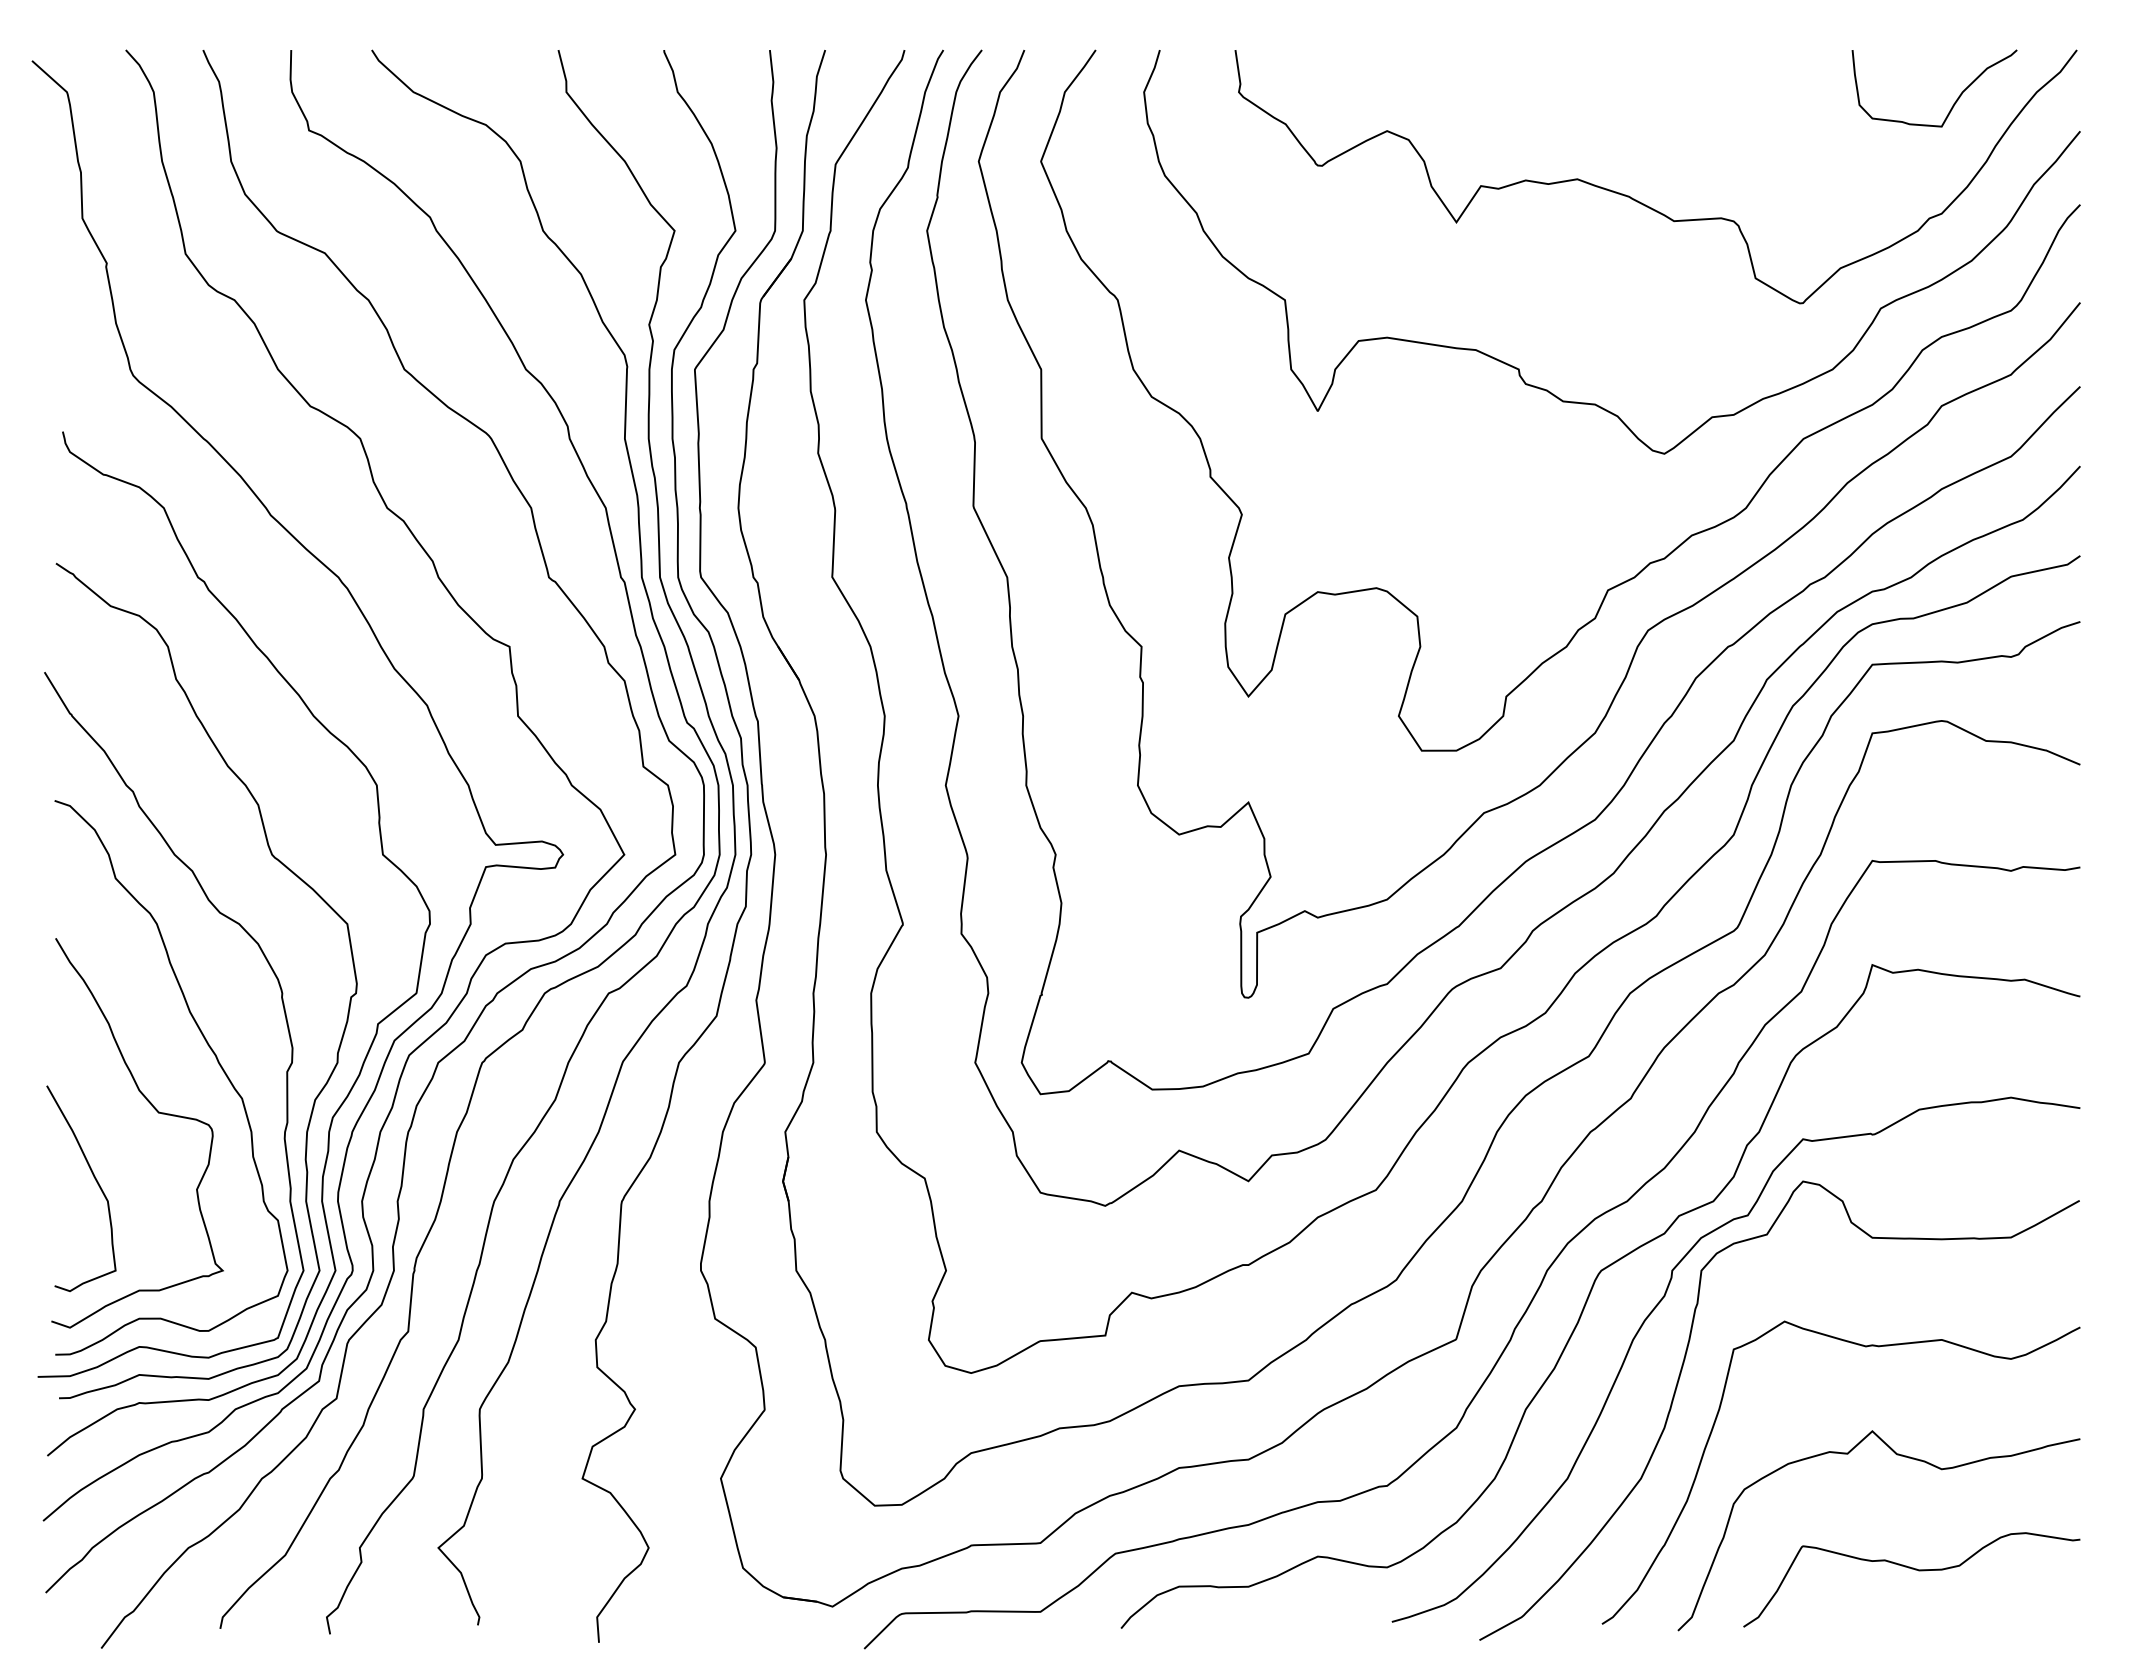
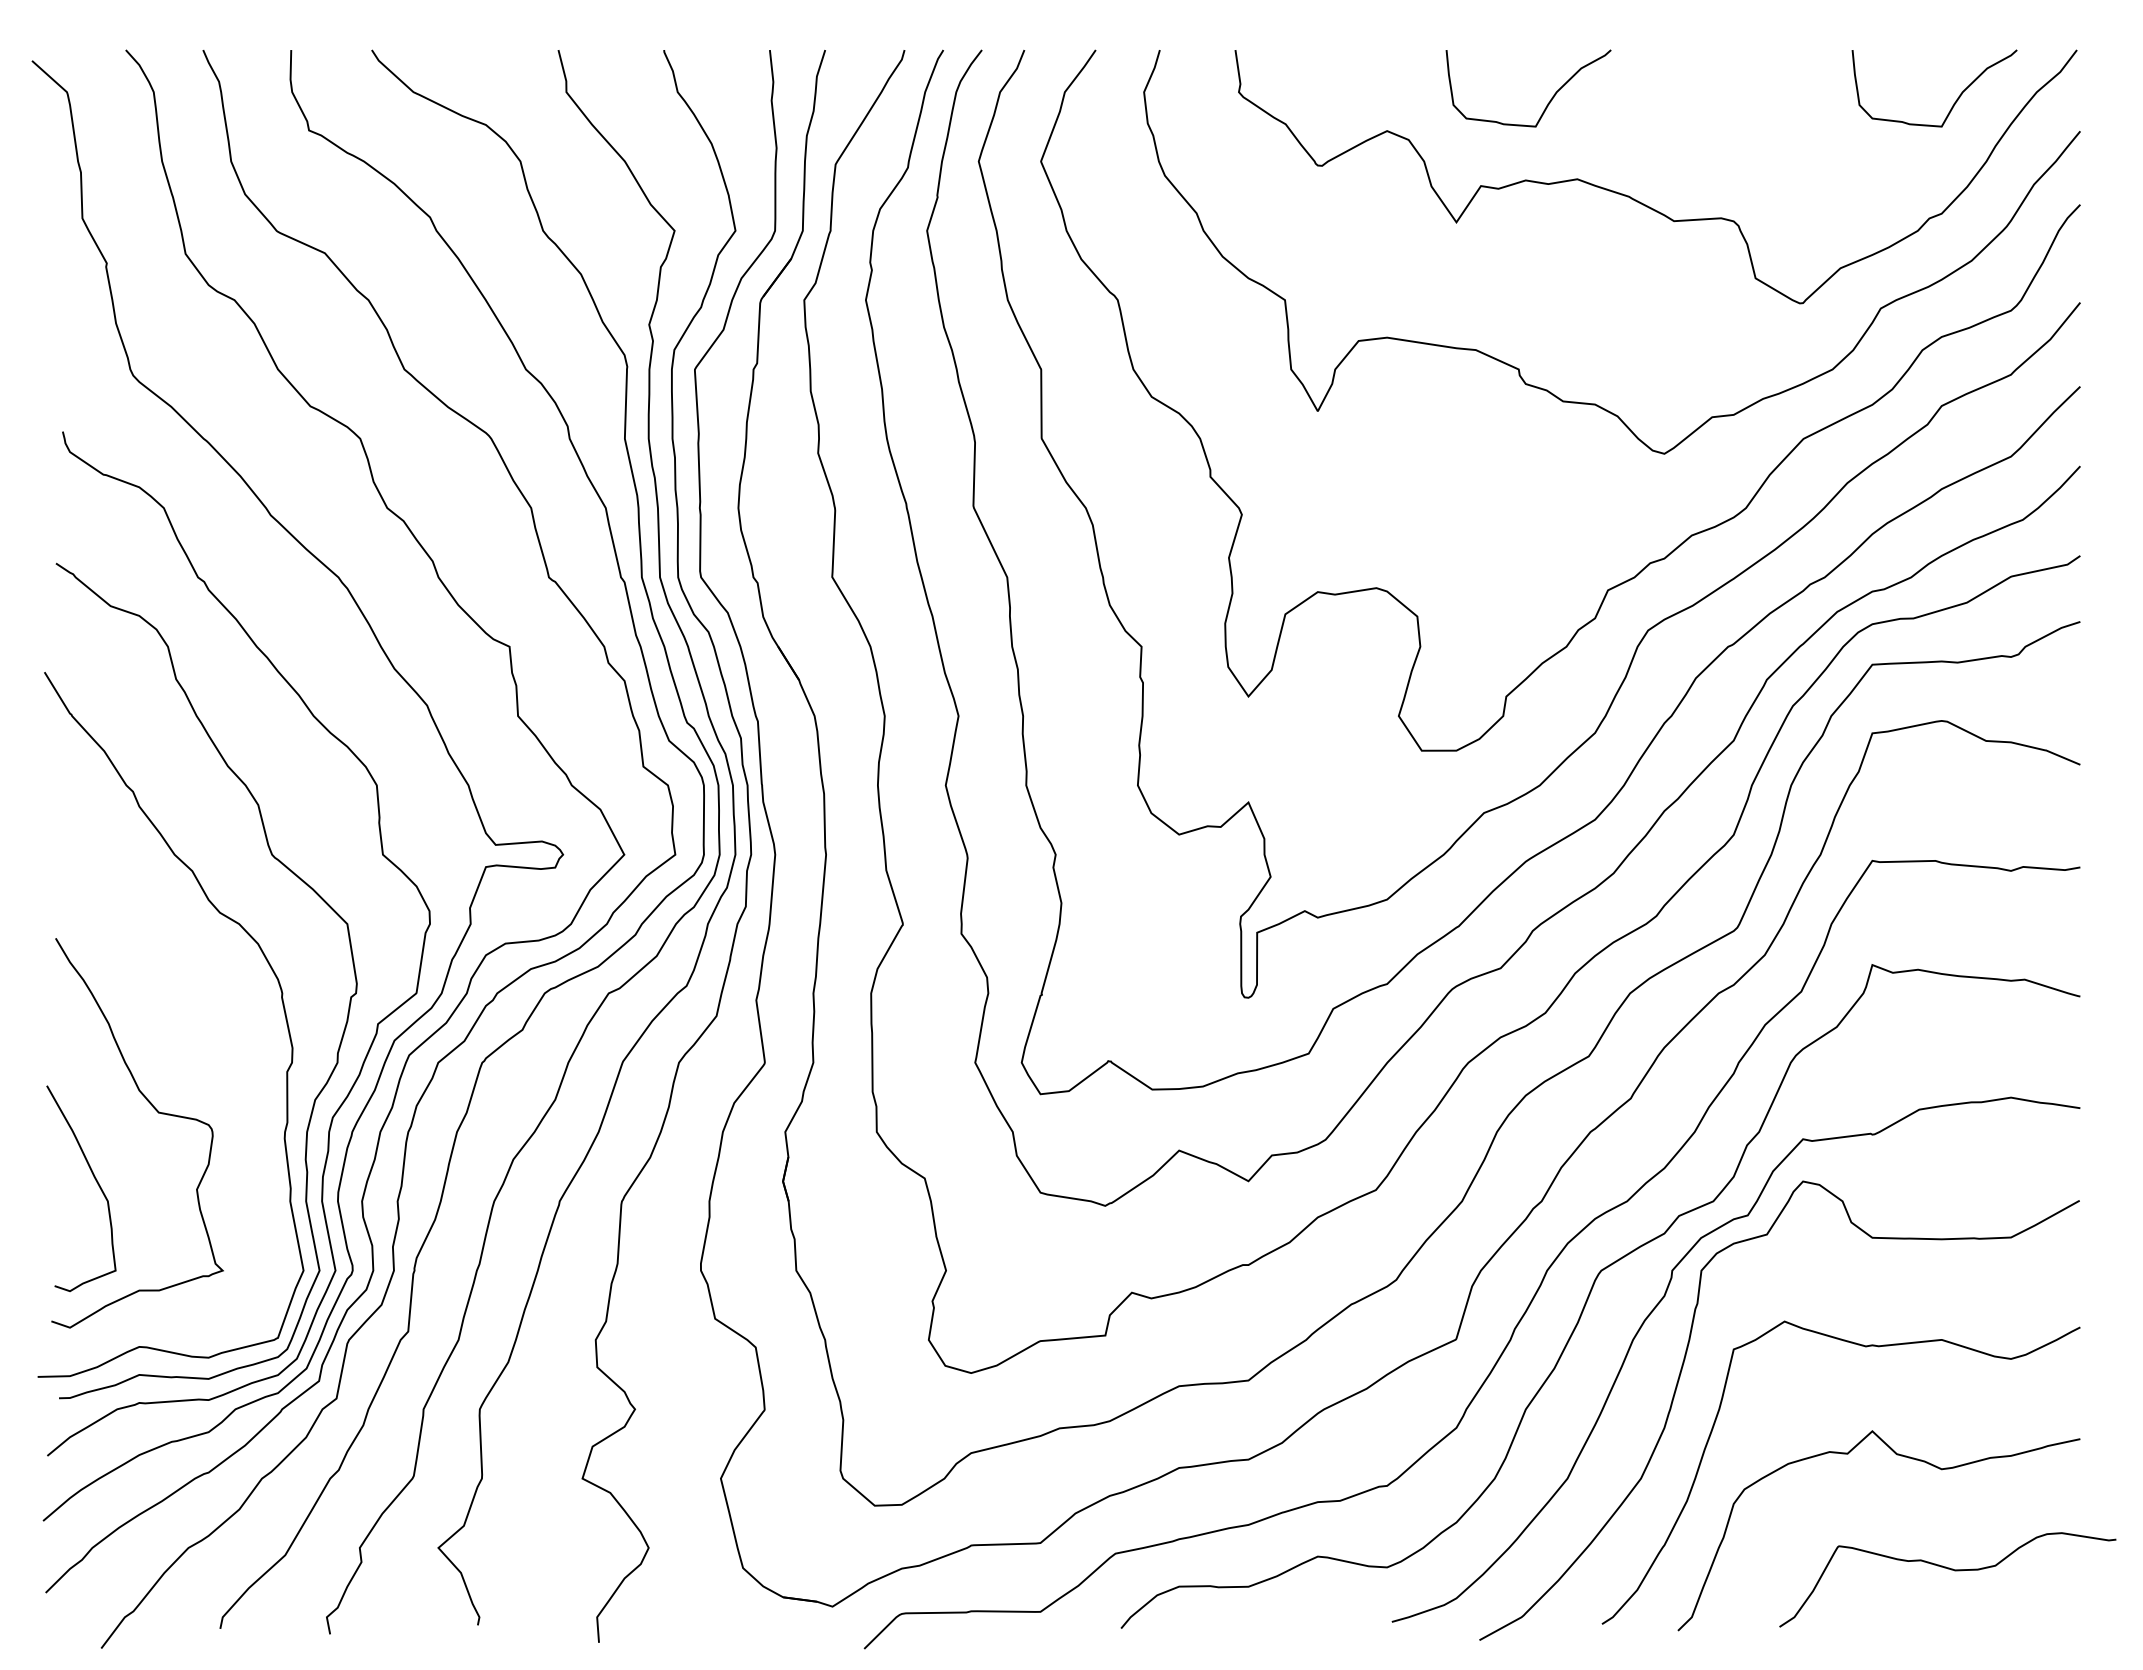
curve: none -> present (1549, 100)
curve: present -> none (211, 1051)
curve position: (1915, 1570) -> (1951, 1570) (1951, 1570)
